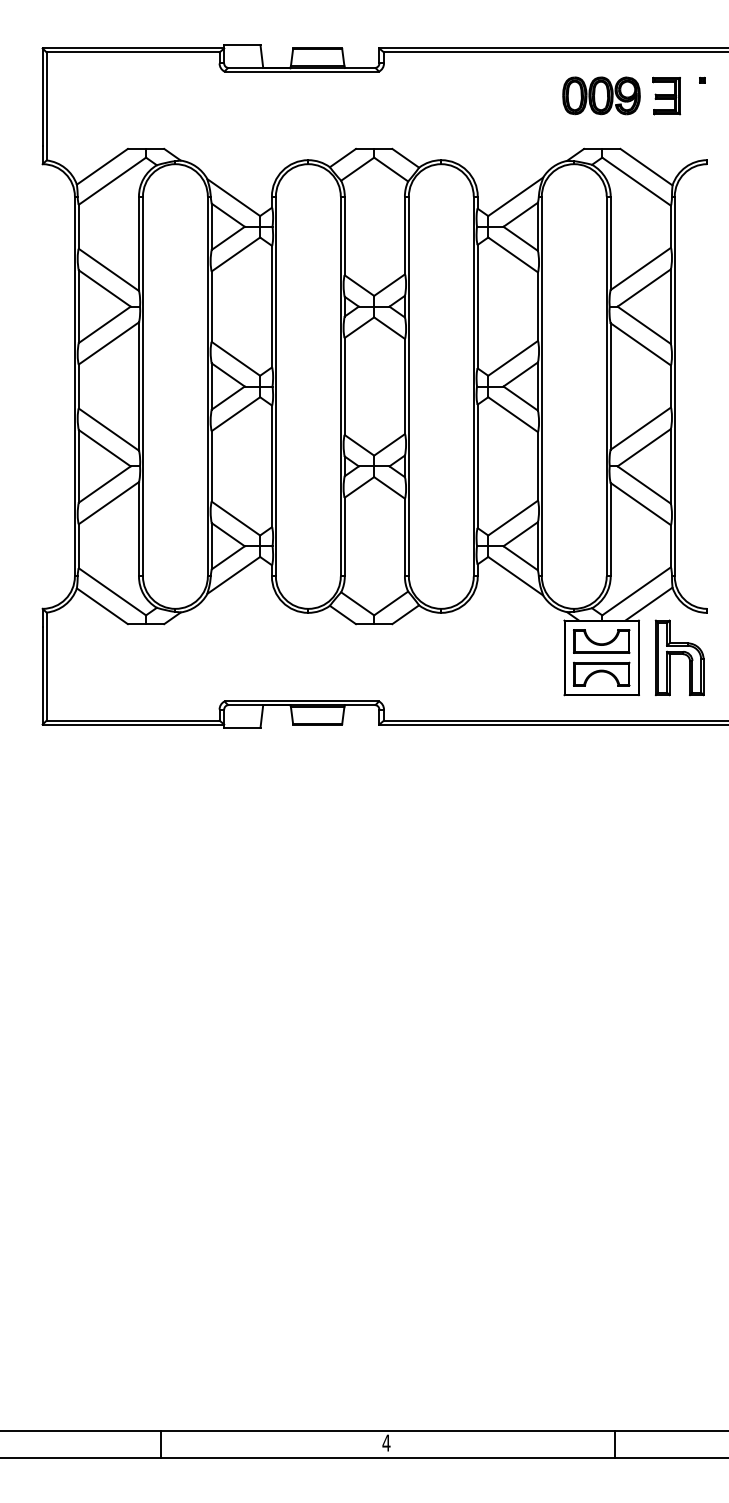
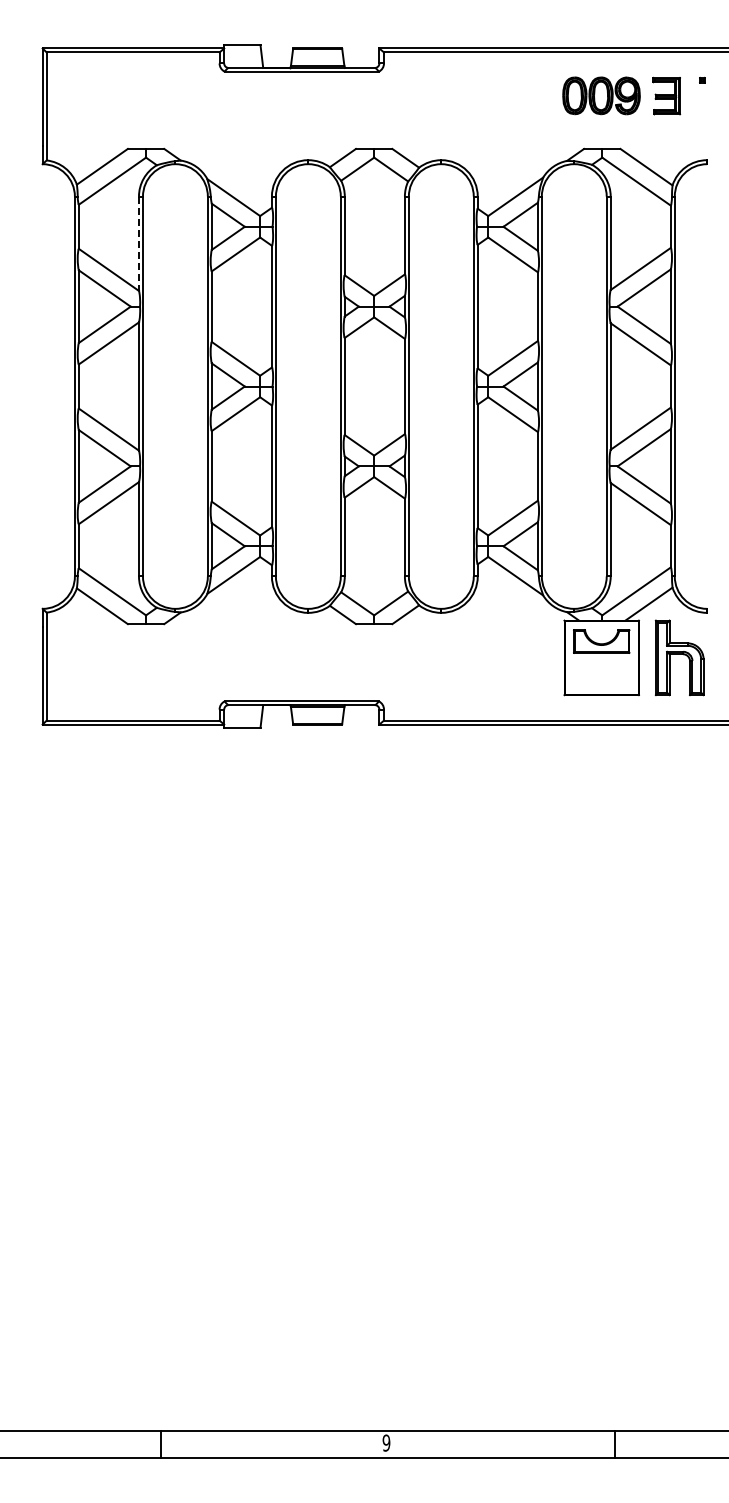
line: solid -> dashed (138, 244)
part: present -> none (601, 673)
text: 4 -> 9 (386, 1442)
